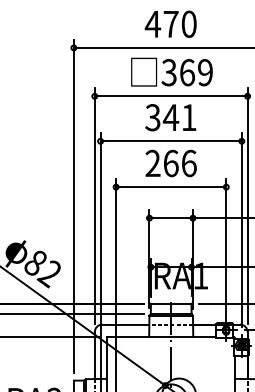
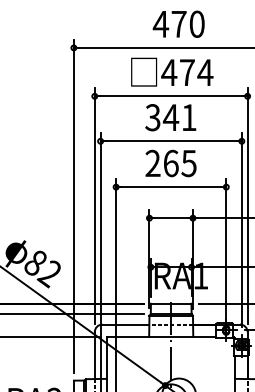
text position: (170, 23) -> (178, 23) (178, 23)
text: 369 -> 474 (187, 72)
text: 266 -> 265 (188, 163)
